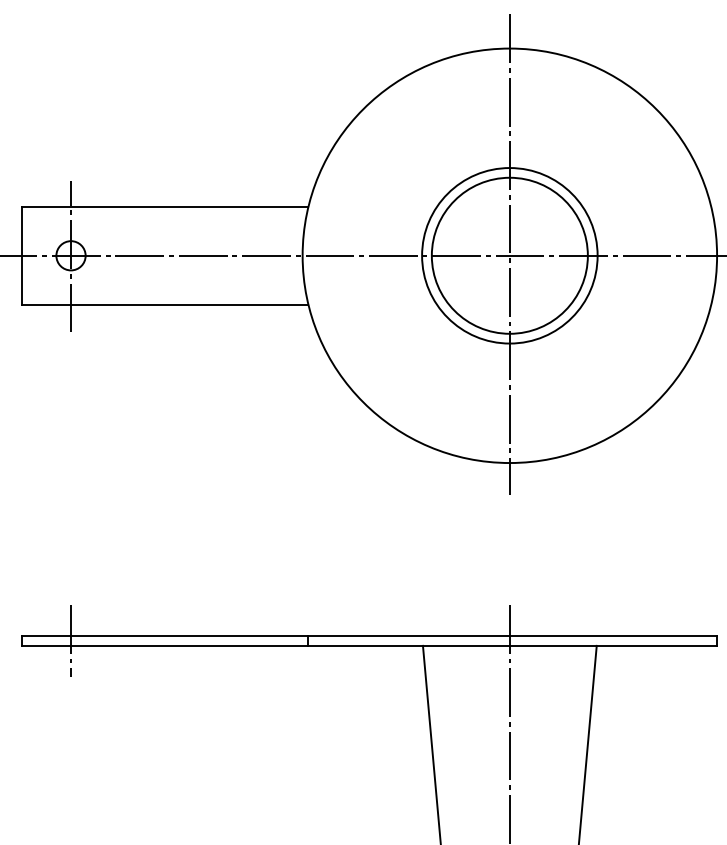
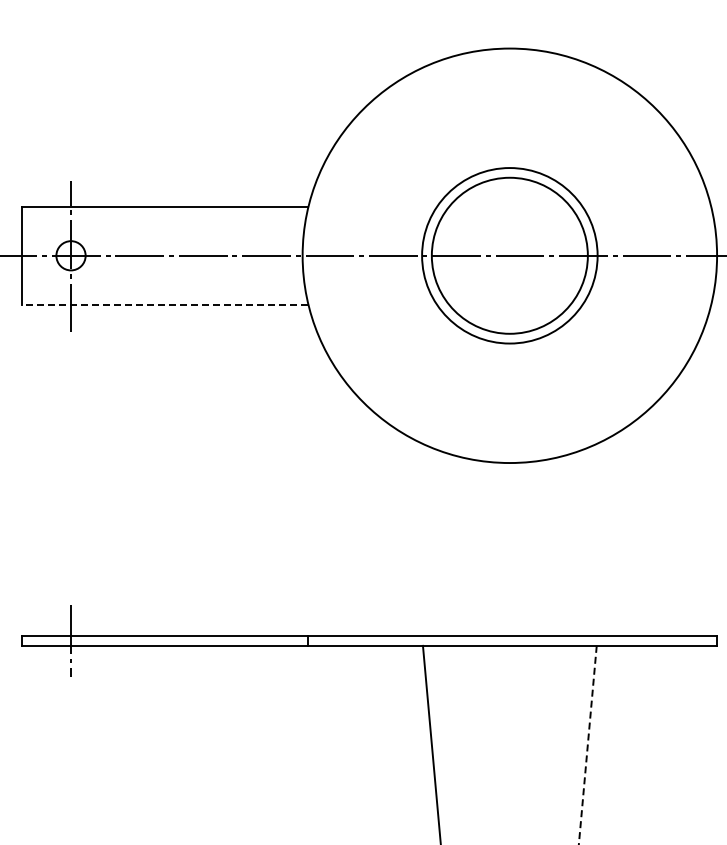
line: present -> none (509, 254)
line: solid -> dashed (164, 304)
line: present -> none (509, 722)
line: solid -> dashed (587, 745)
